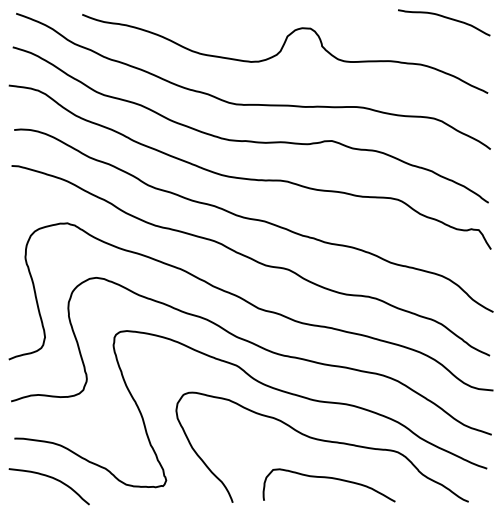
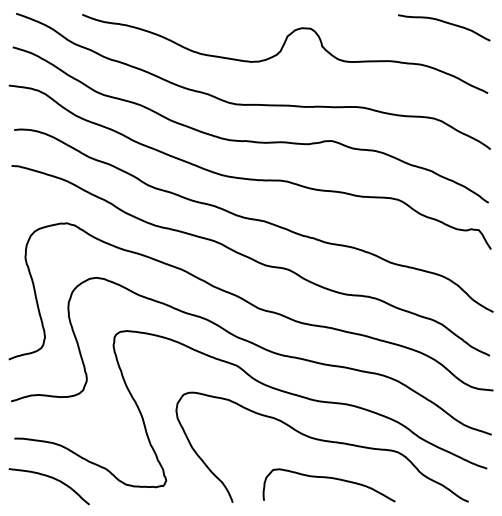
curve position: (445, 18) -> (445, 23) (445, 23)
